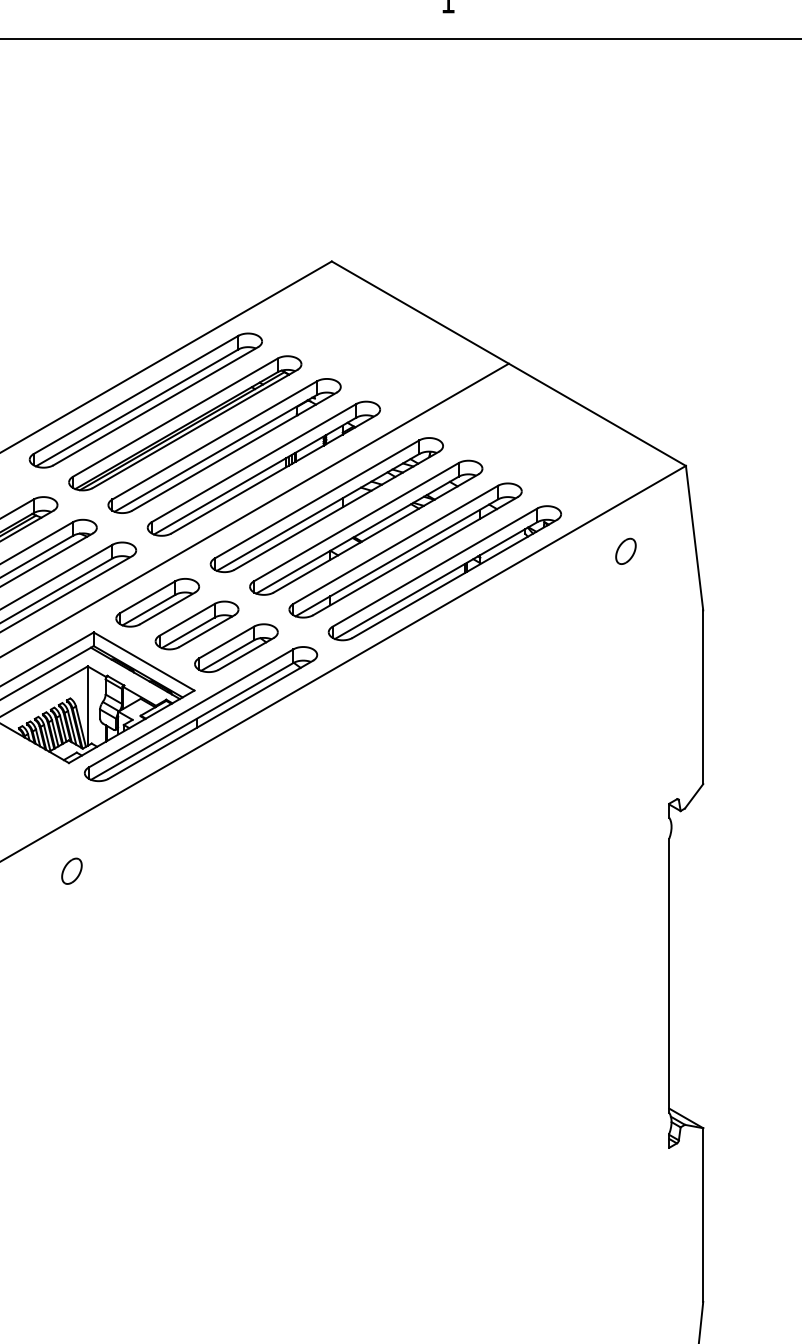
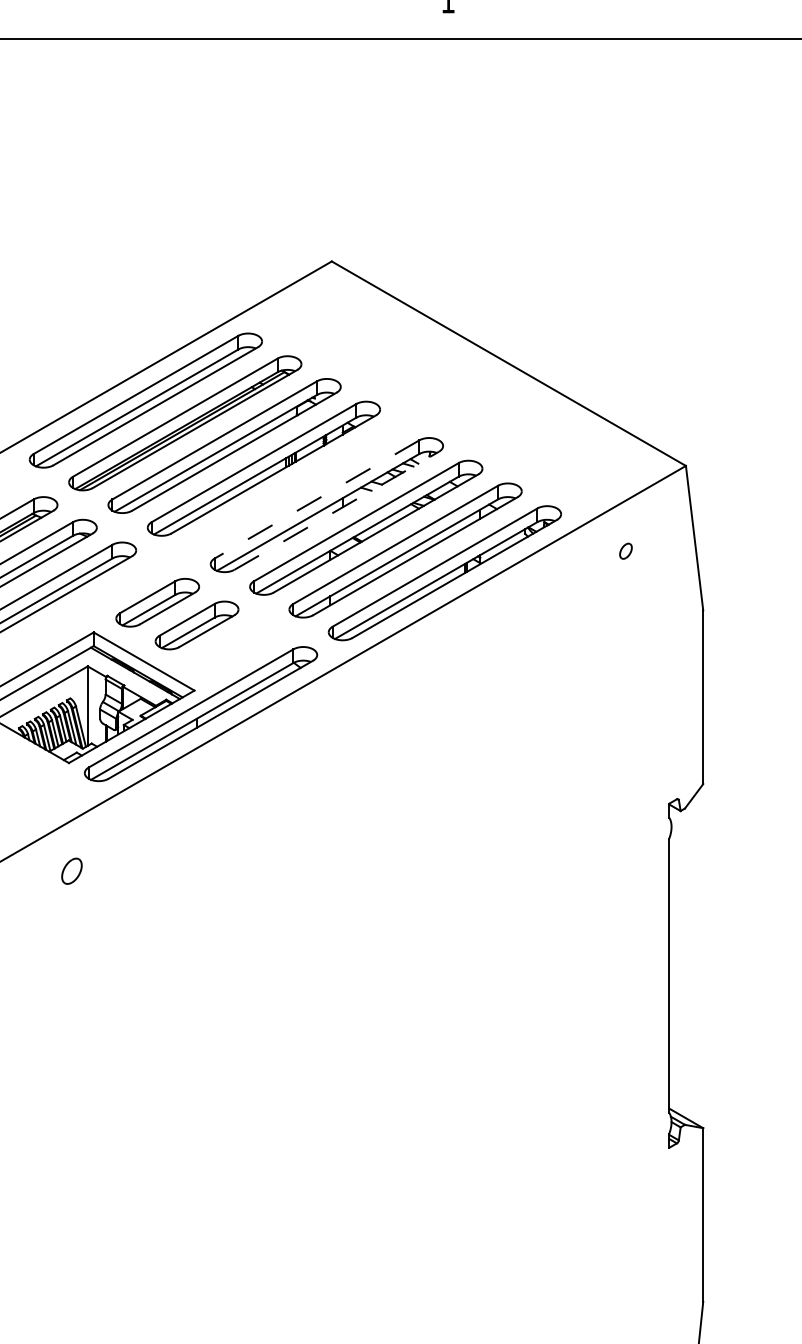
line: solid -> dashed (316, 499)
line: present -> none (255, 509)
line: solid -> dashed (337, 510)
part size: 22x28 px -> 14x18 px (625, 550)
part: present -> none (236, 647)
